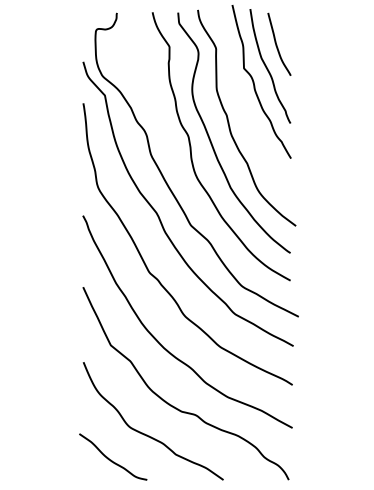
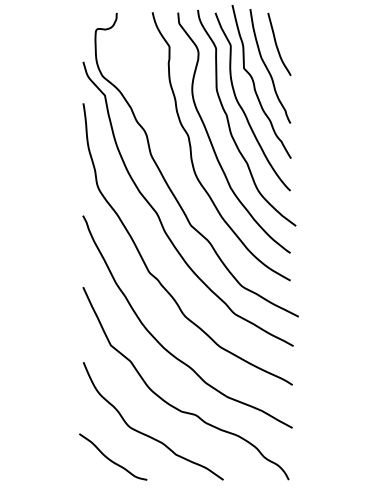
curve: none -> present (242, 107)
